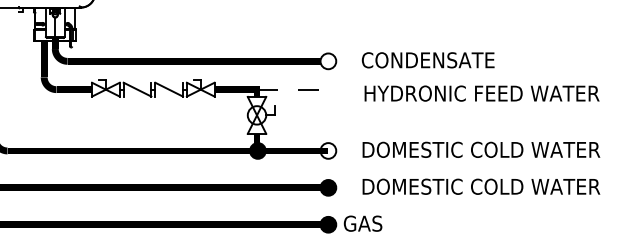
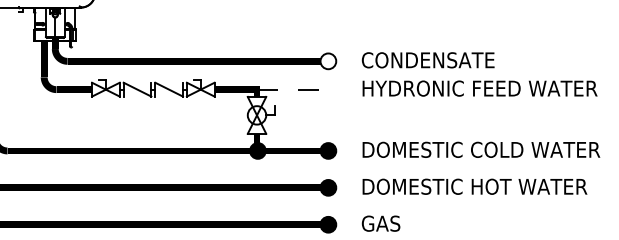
text position: (481, 93) -> (479, 88) (479, 88)
fill: none -> present (328, 150)
text: DOMESTIC COLD WATER -> DOMESTIC HOT WATER (535, 186)
text position: (362, 223) -> (380, 223) (380, 223)
